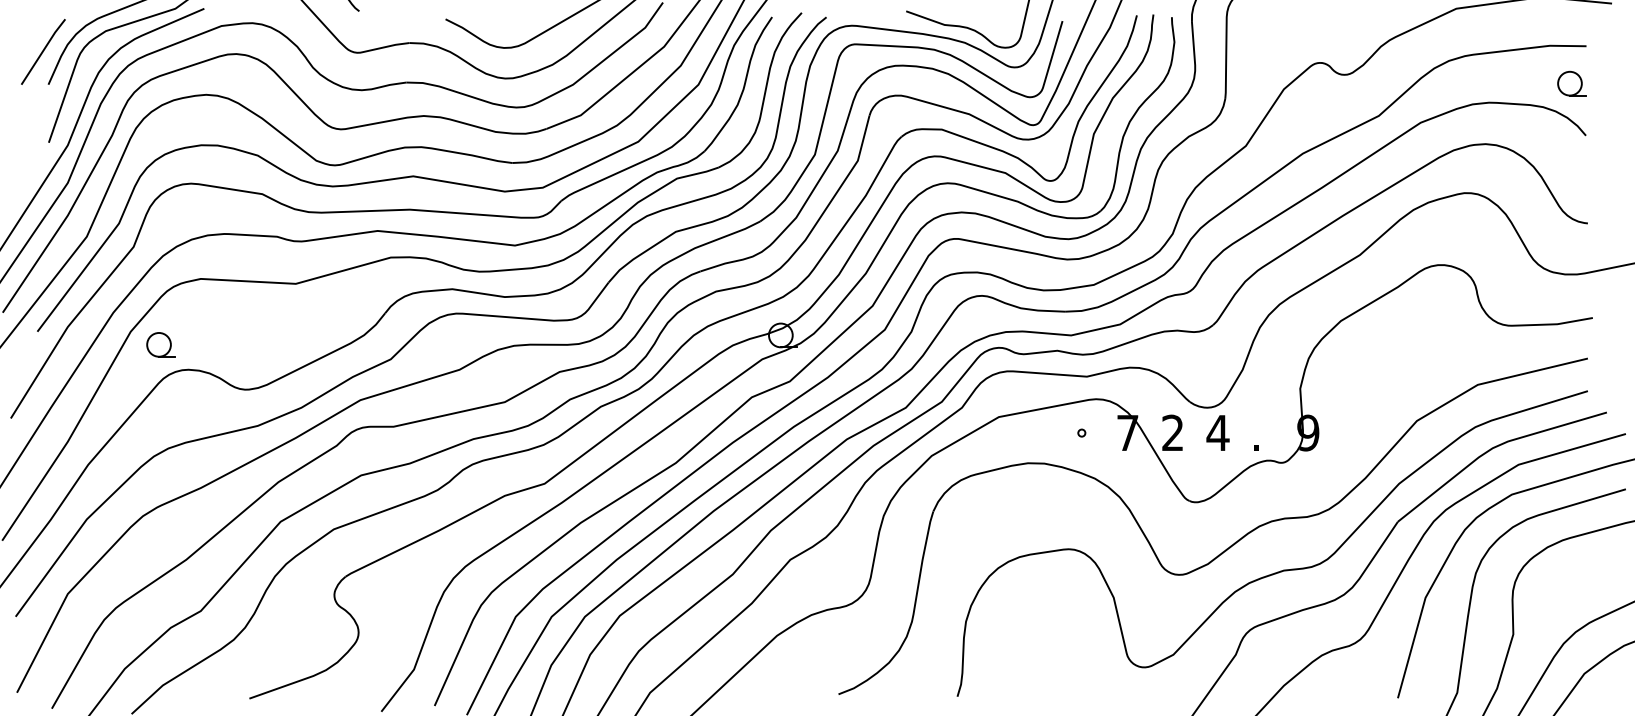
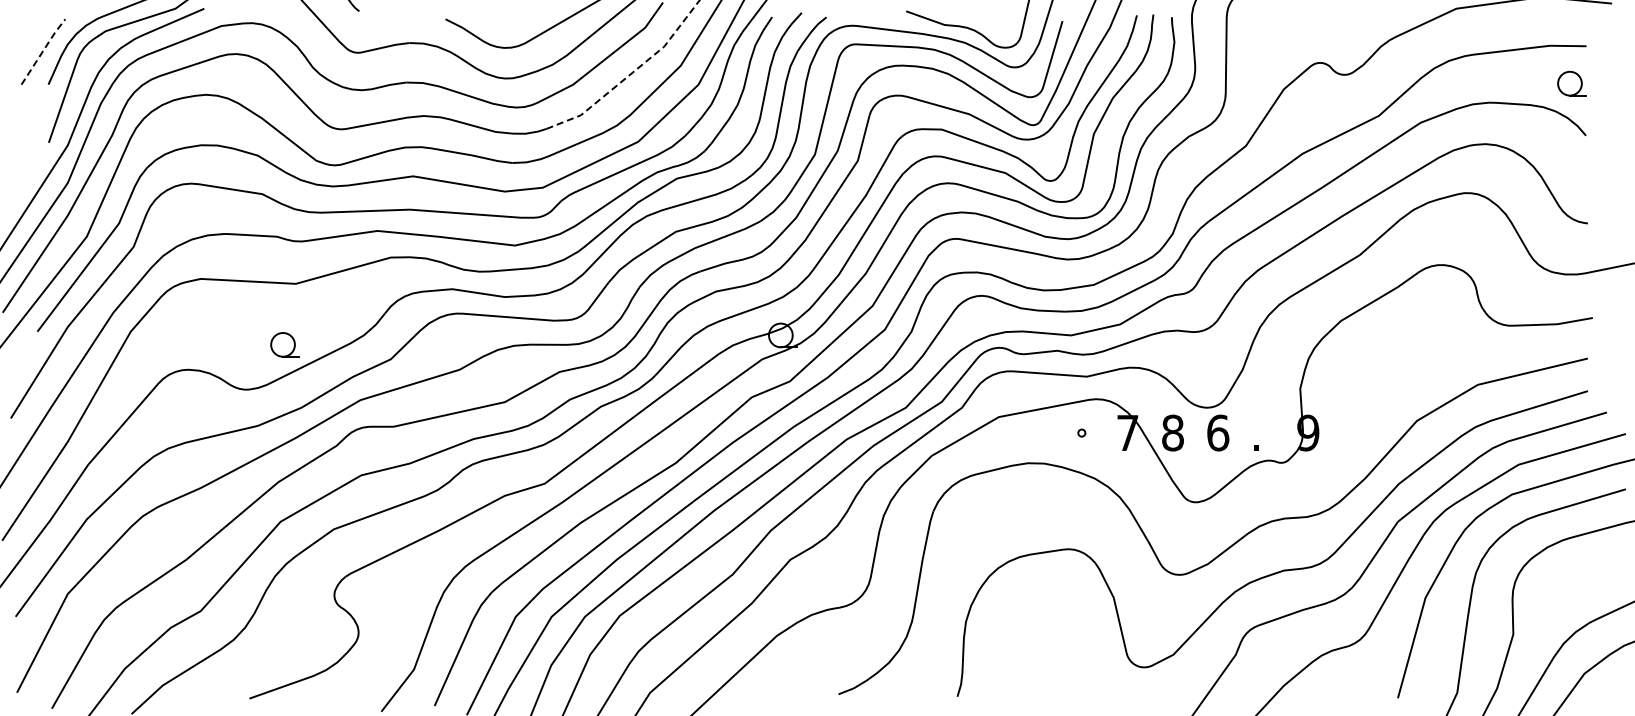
line: solid -> dashed (43, 50)
line: solid -> dashed (631, 74)
part position: (160, 344) -> (284, 344) (284, 344)
text: 2 -> 8 (1172, 432)
text: 4 -> 6 (1217, 432)
